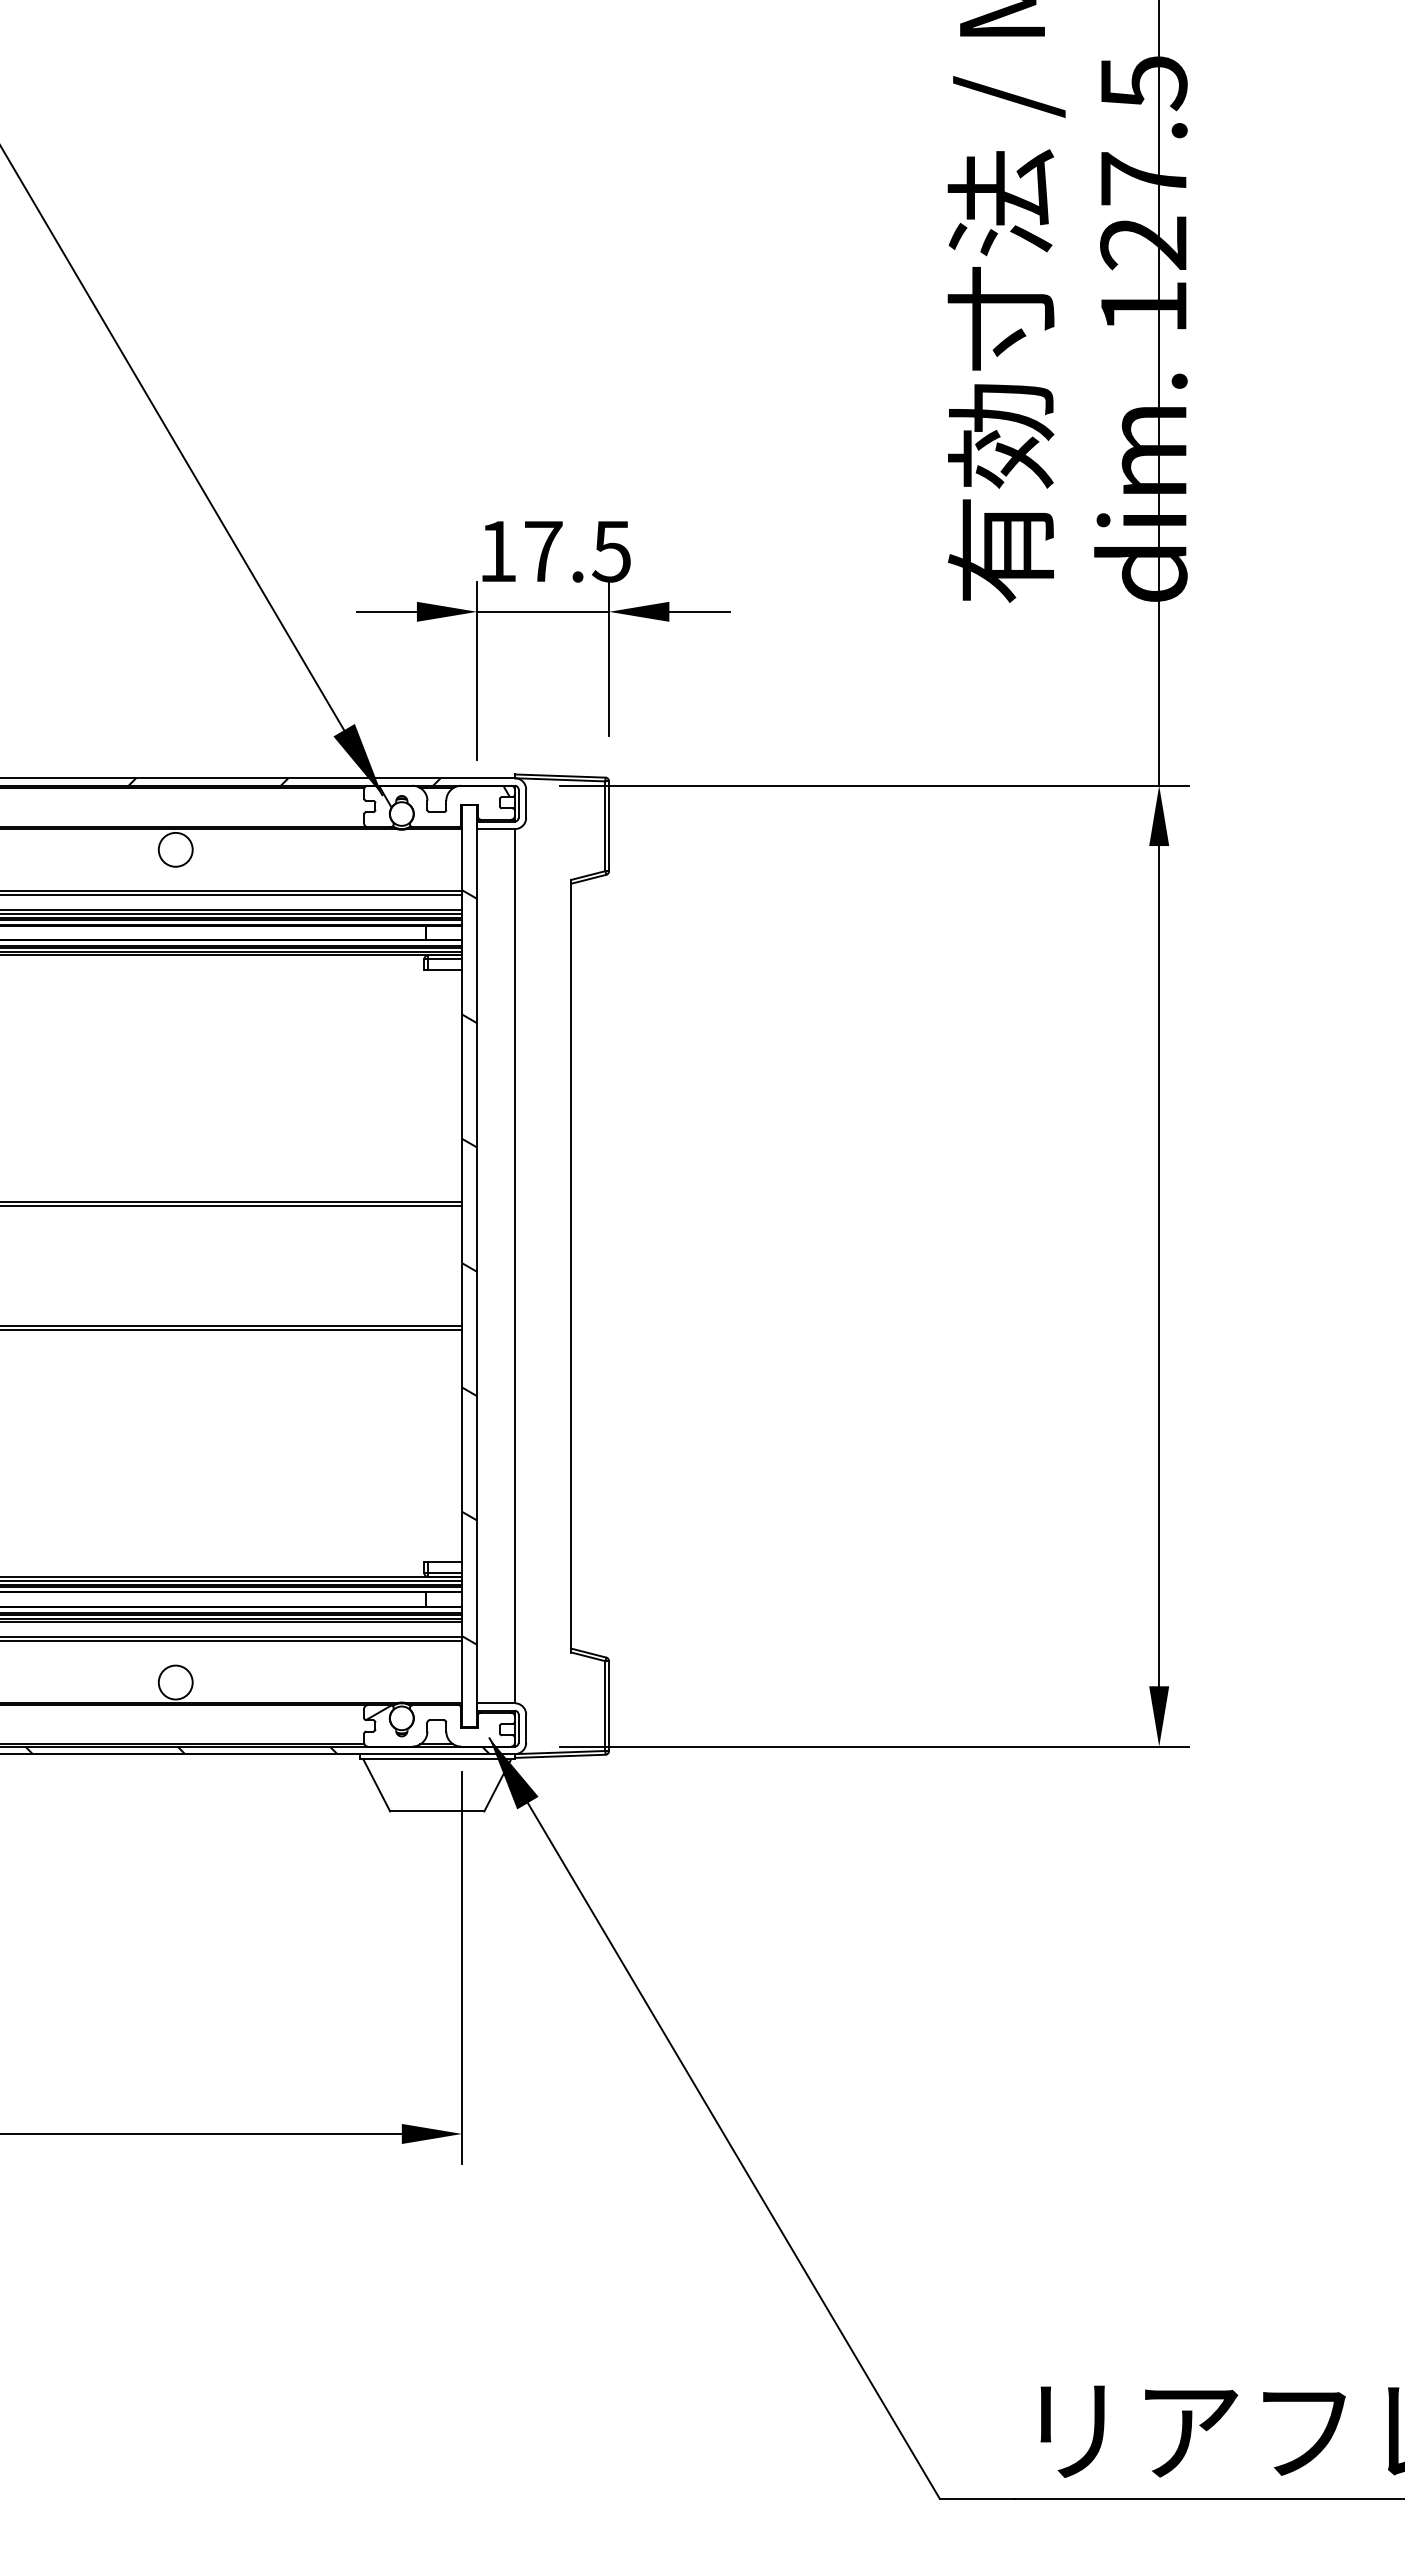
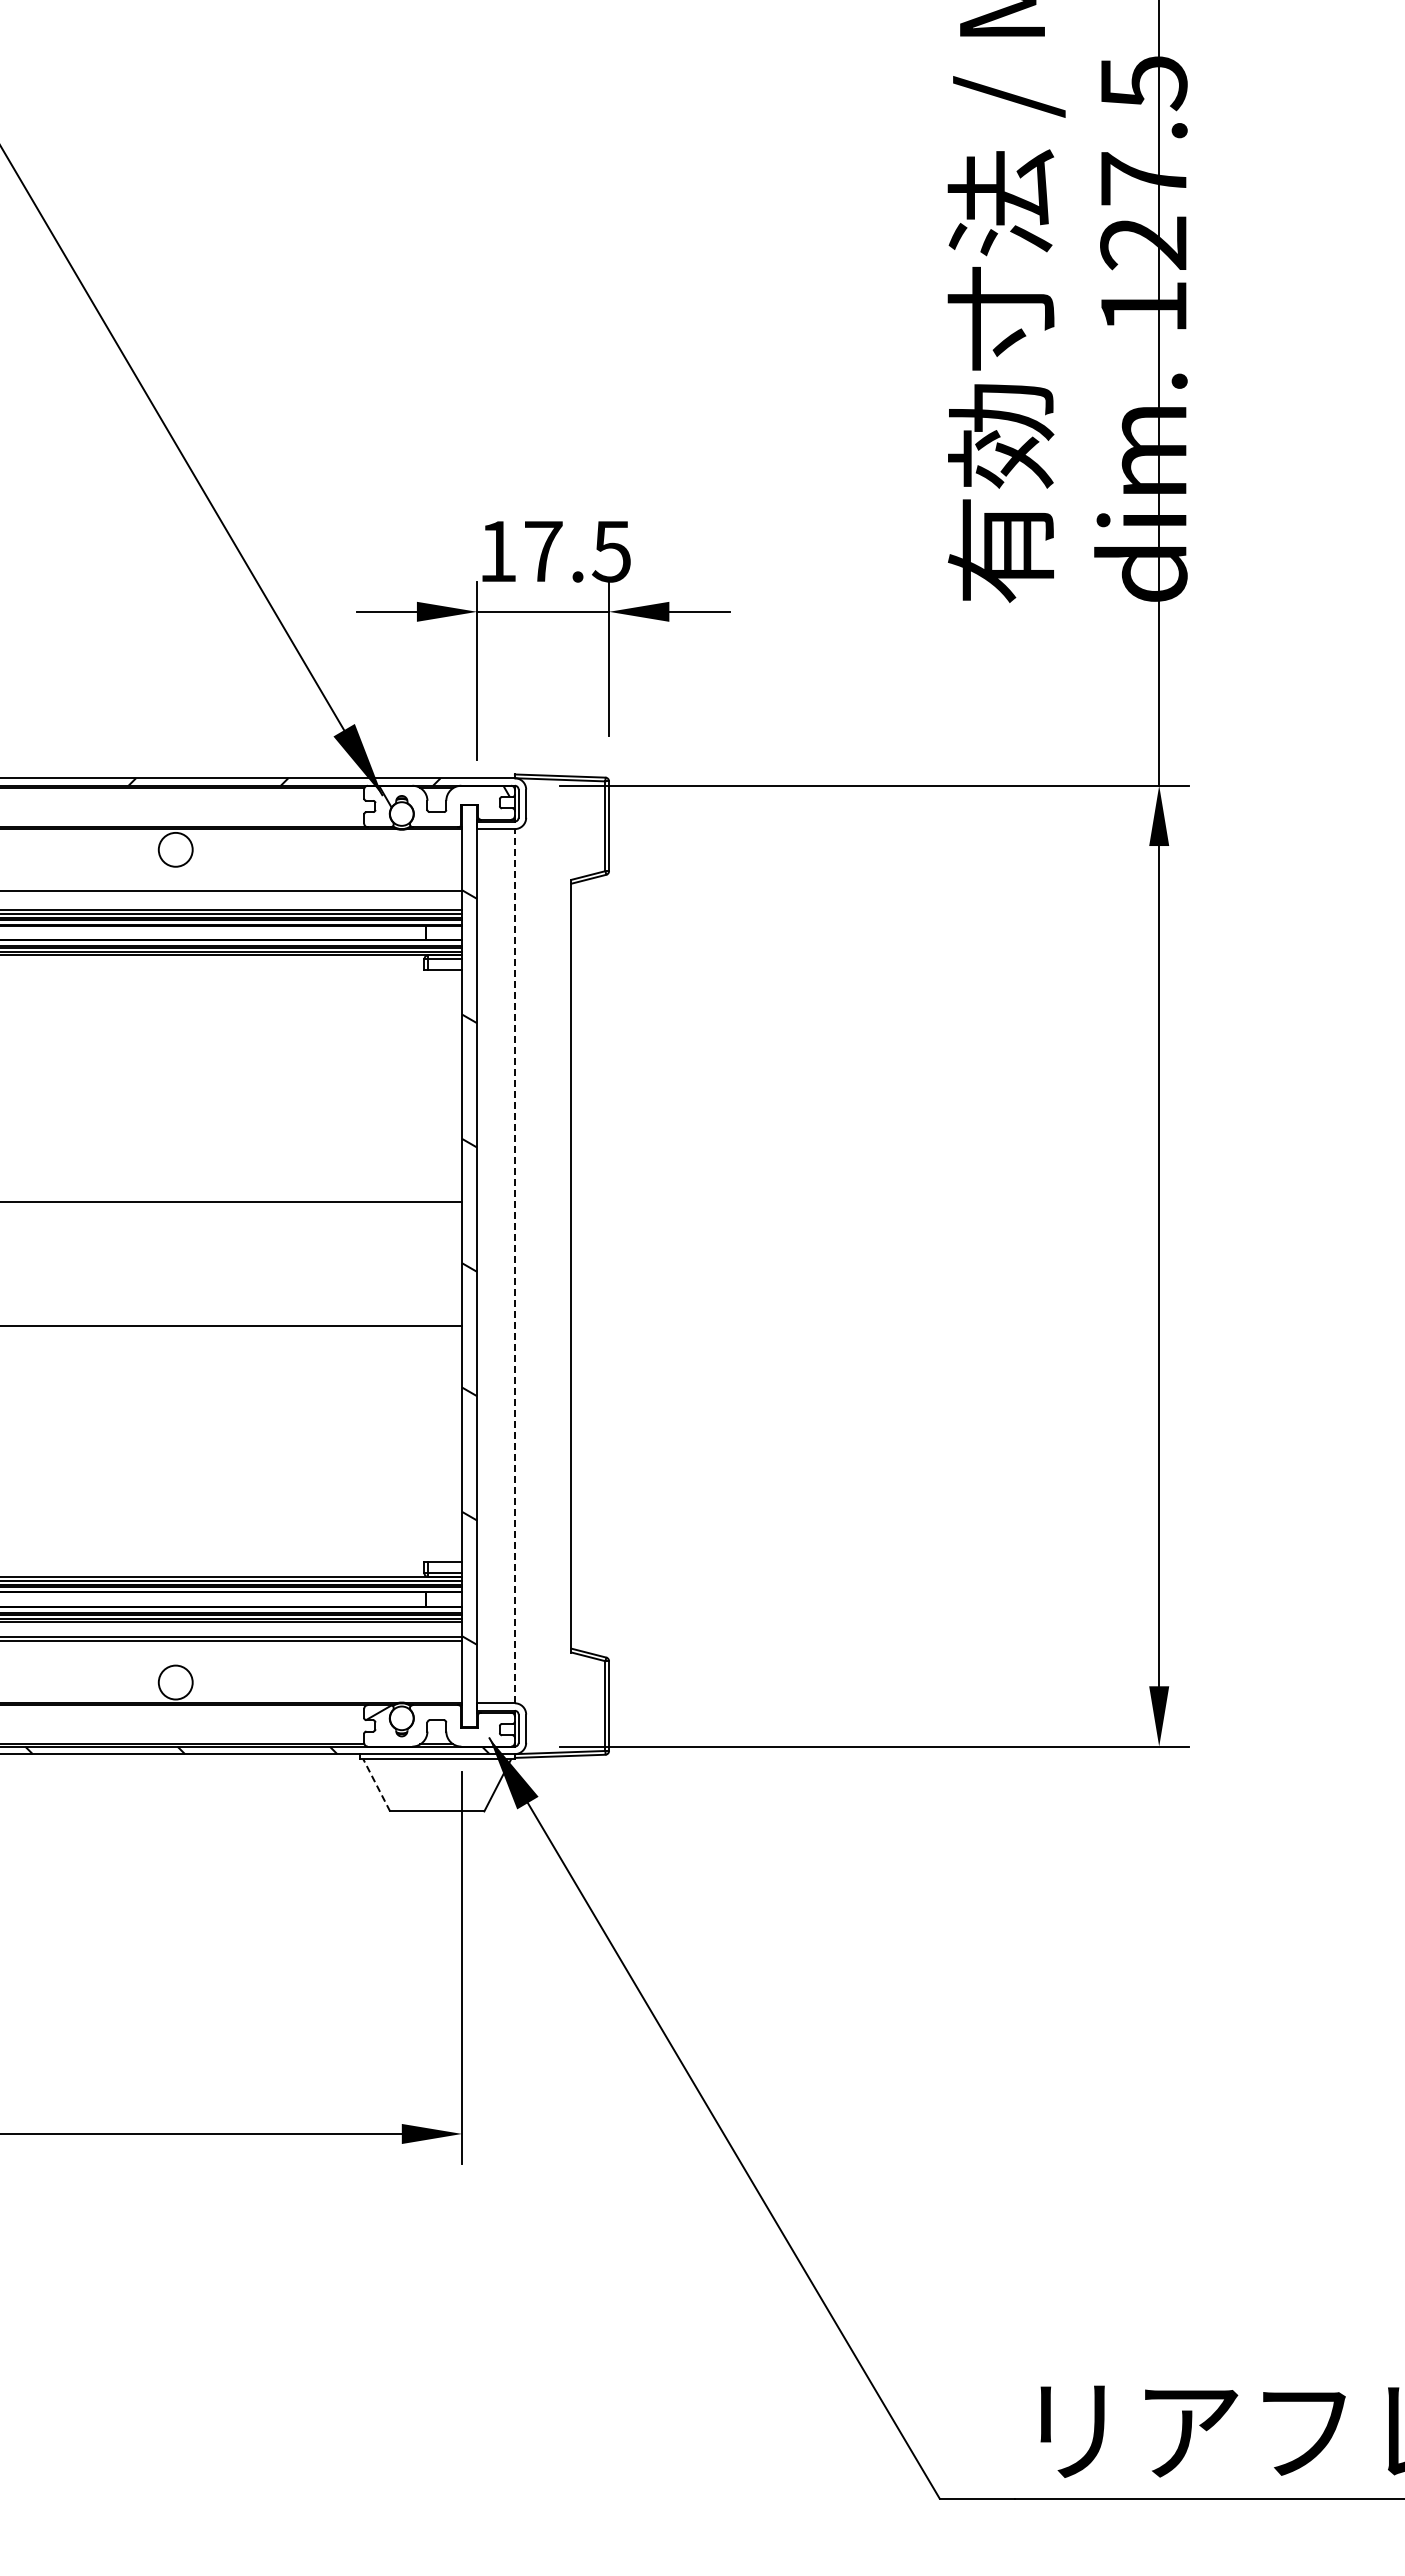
line: present -> none (232, 895)
line: present -> none (232, 1205)
line: solid -> dashed (514, 1265)
line: present -> none (232, 1330)
line: solid -> dashed (376, 1784)
